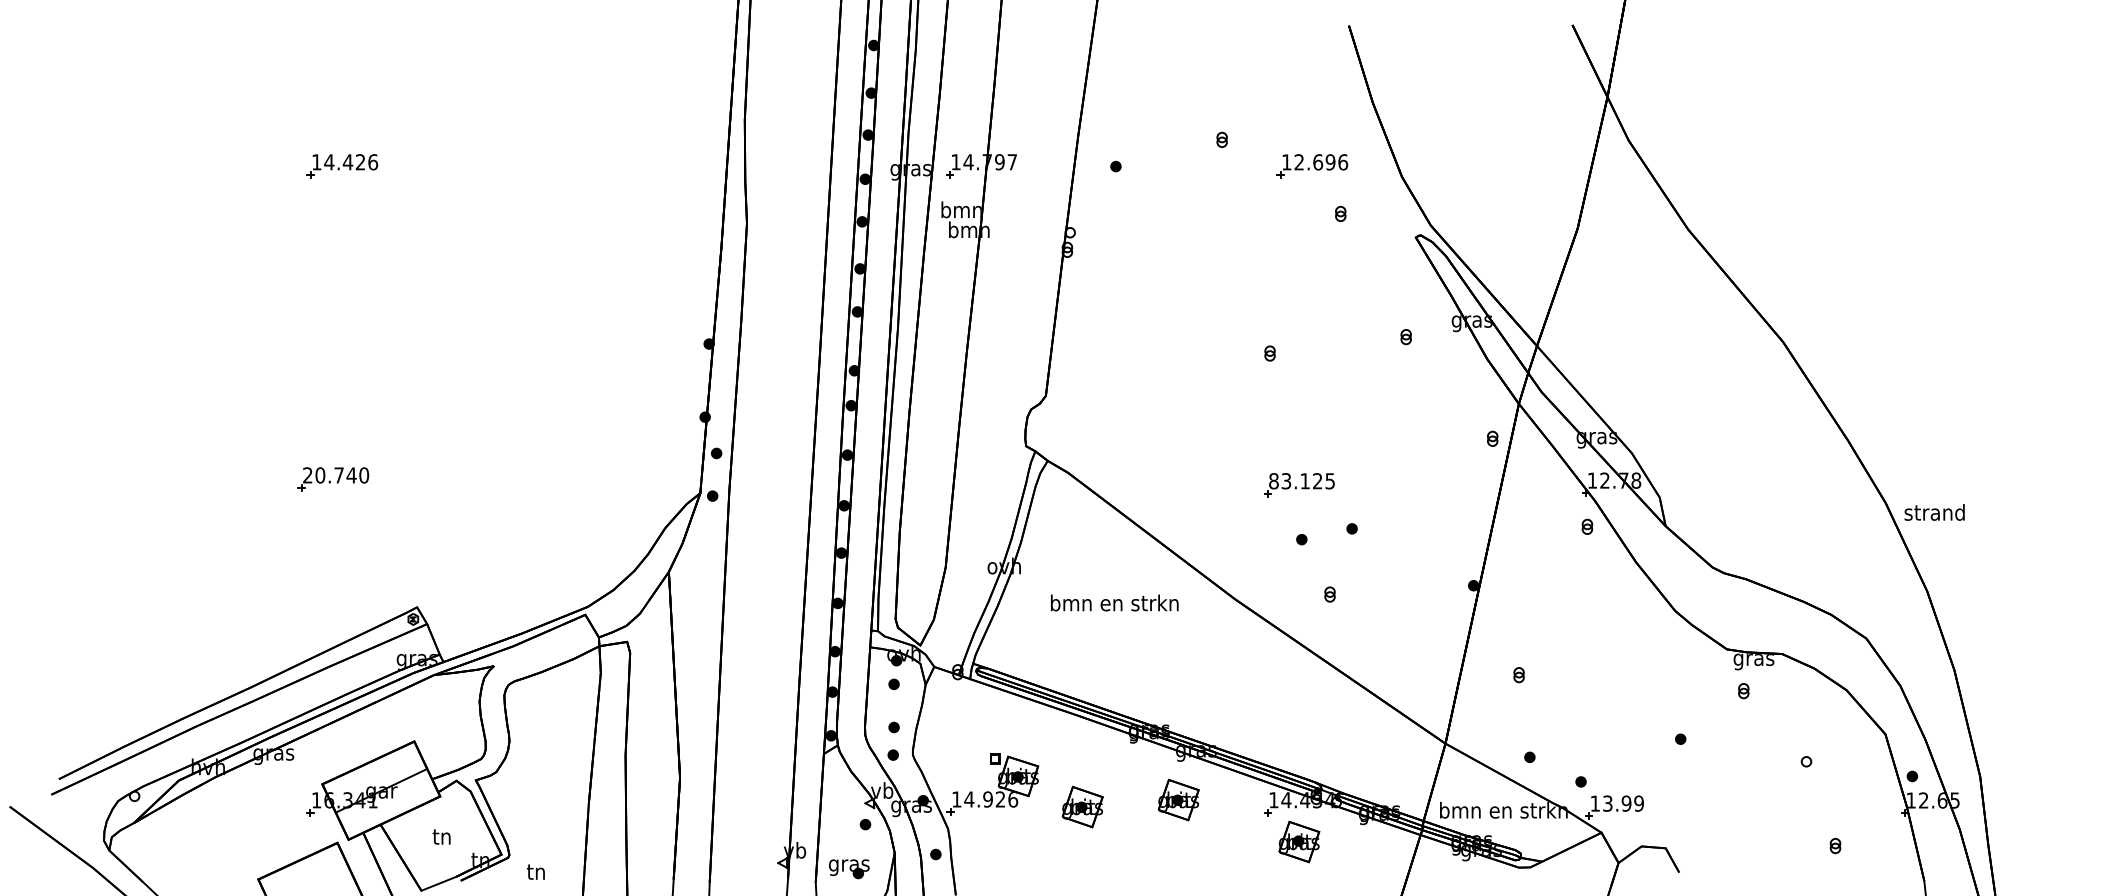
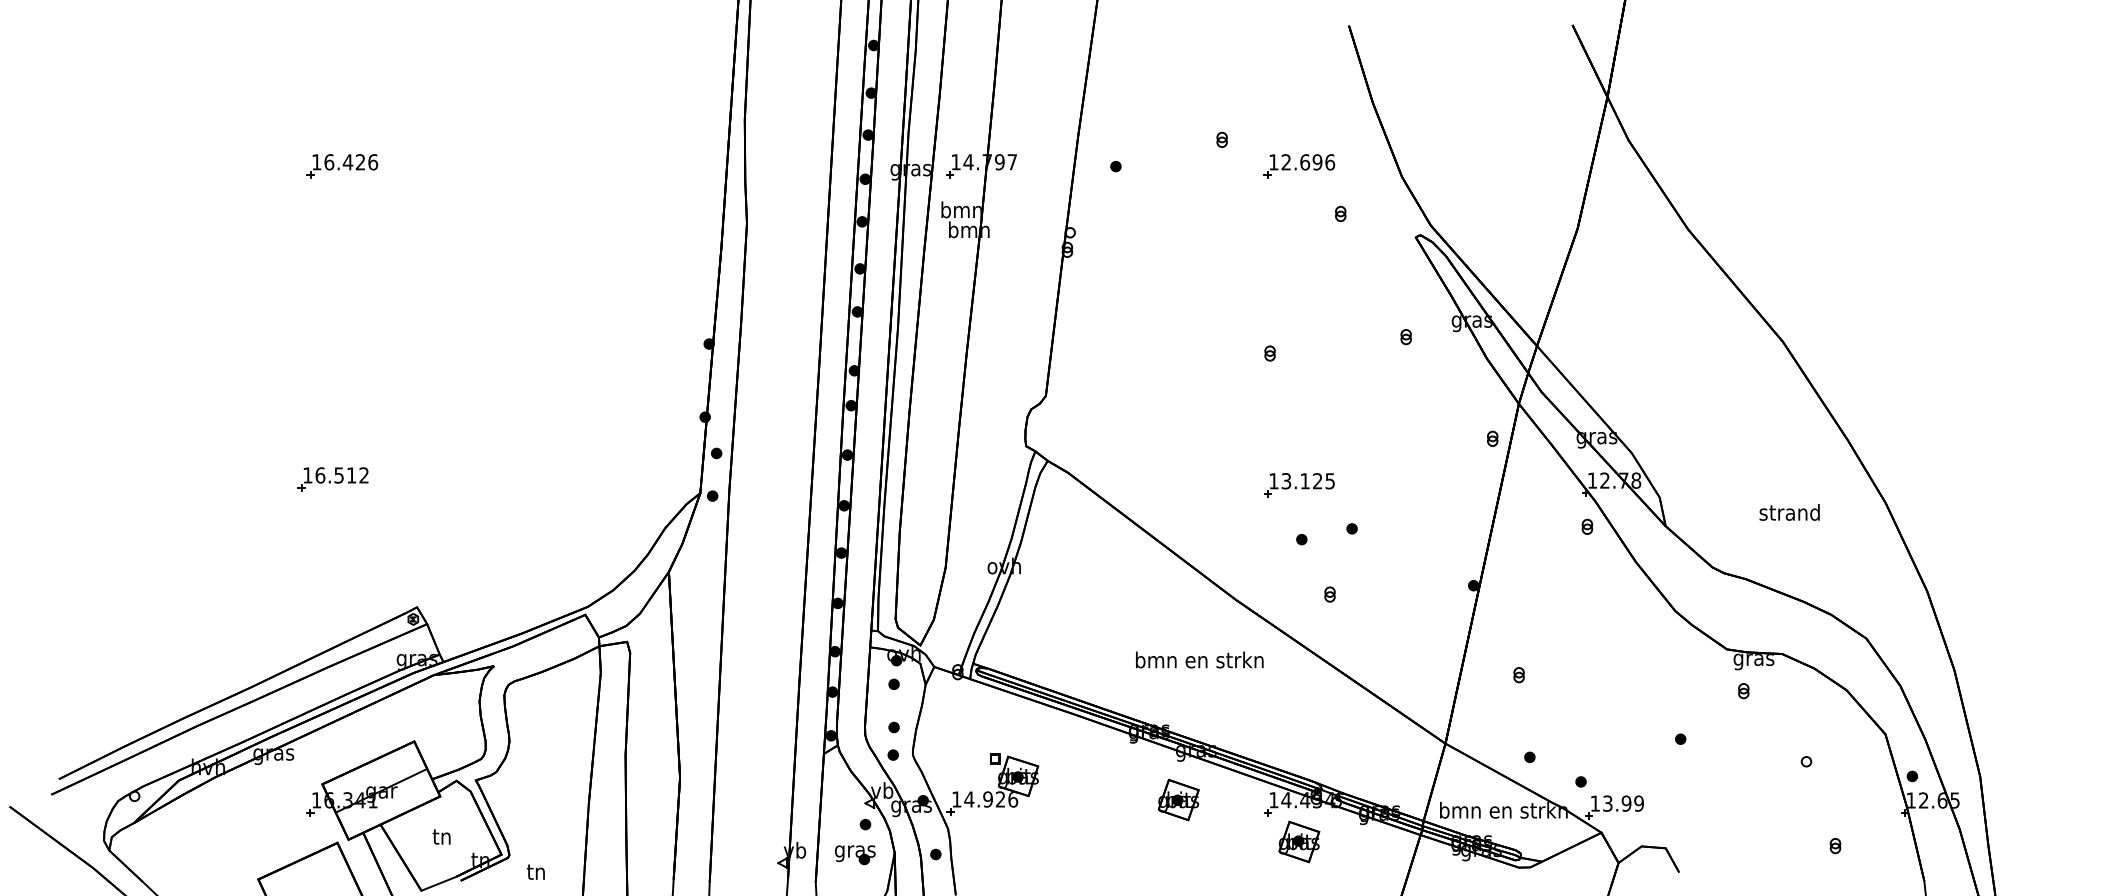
text: 14.426 -> 16.426 (329, 162)
part position: (1312, 166) -> (1299, 166) (1299, 166)
text: 20.740 -> 16.512 (336, 475)
text: 83.125 -> 13.125 (1273, 481)
text position: (1934, 512) -> (1789, 512) (1789, 512)
text position: (1114, 602) -> (1199, 659) (1199, 659)
part: present -> none (1082, 806)
part position: (849, 869) -> (855, 855) (855, 855)
